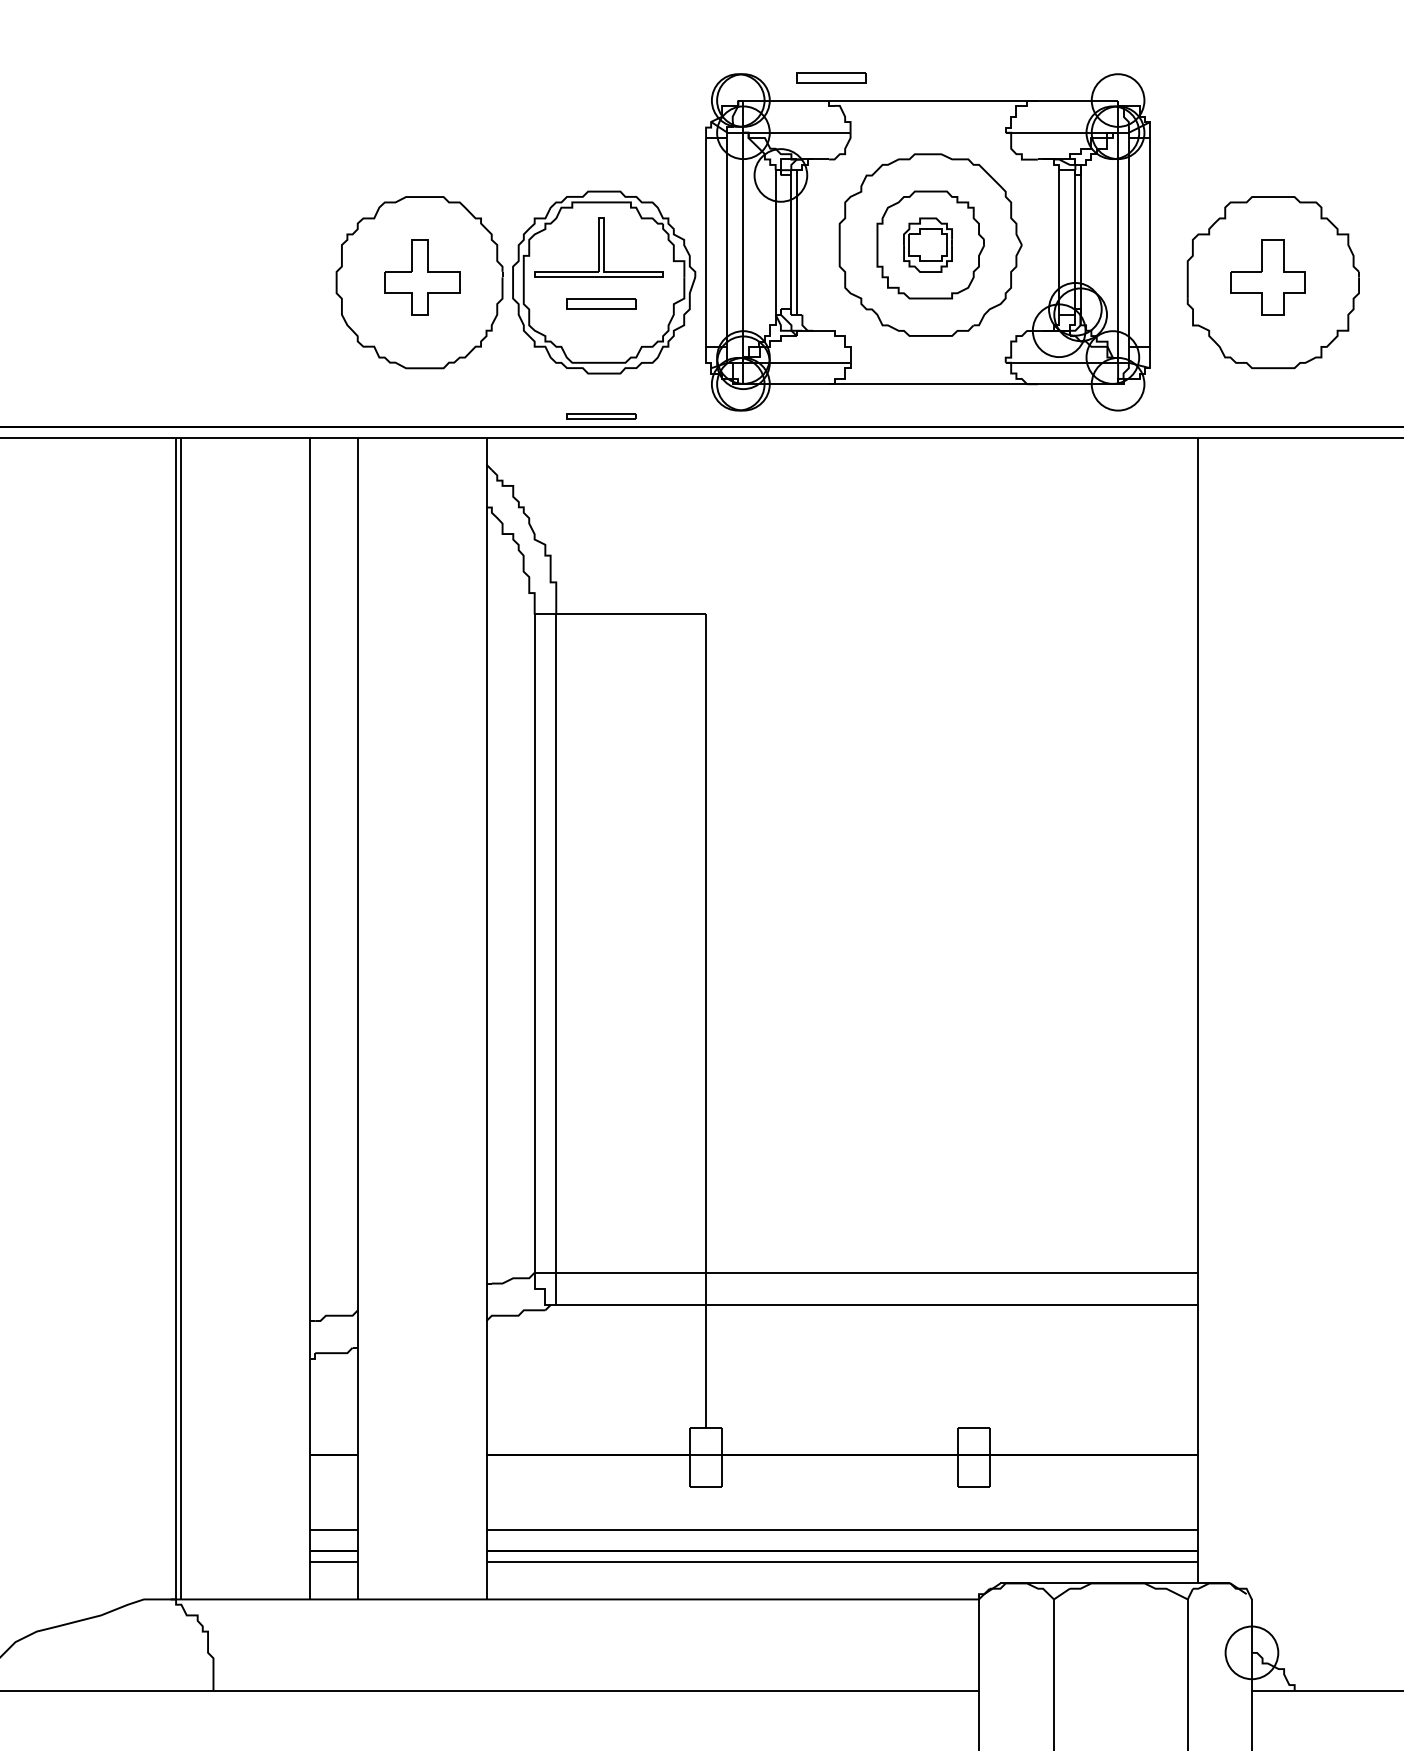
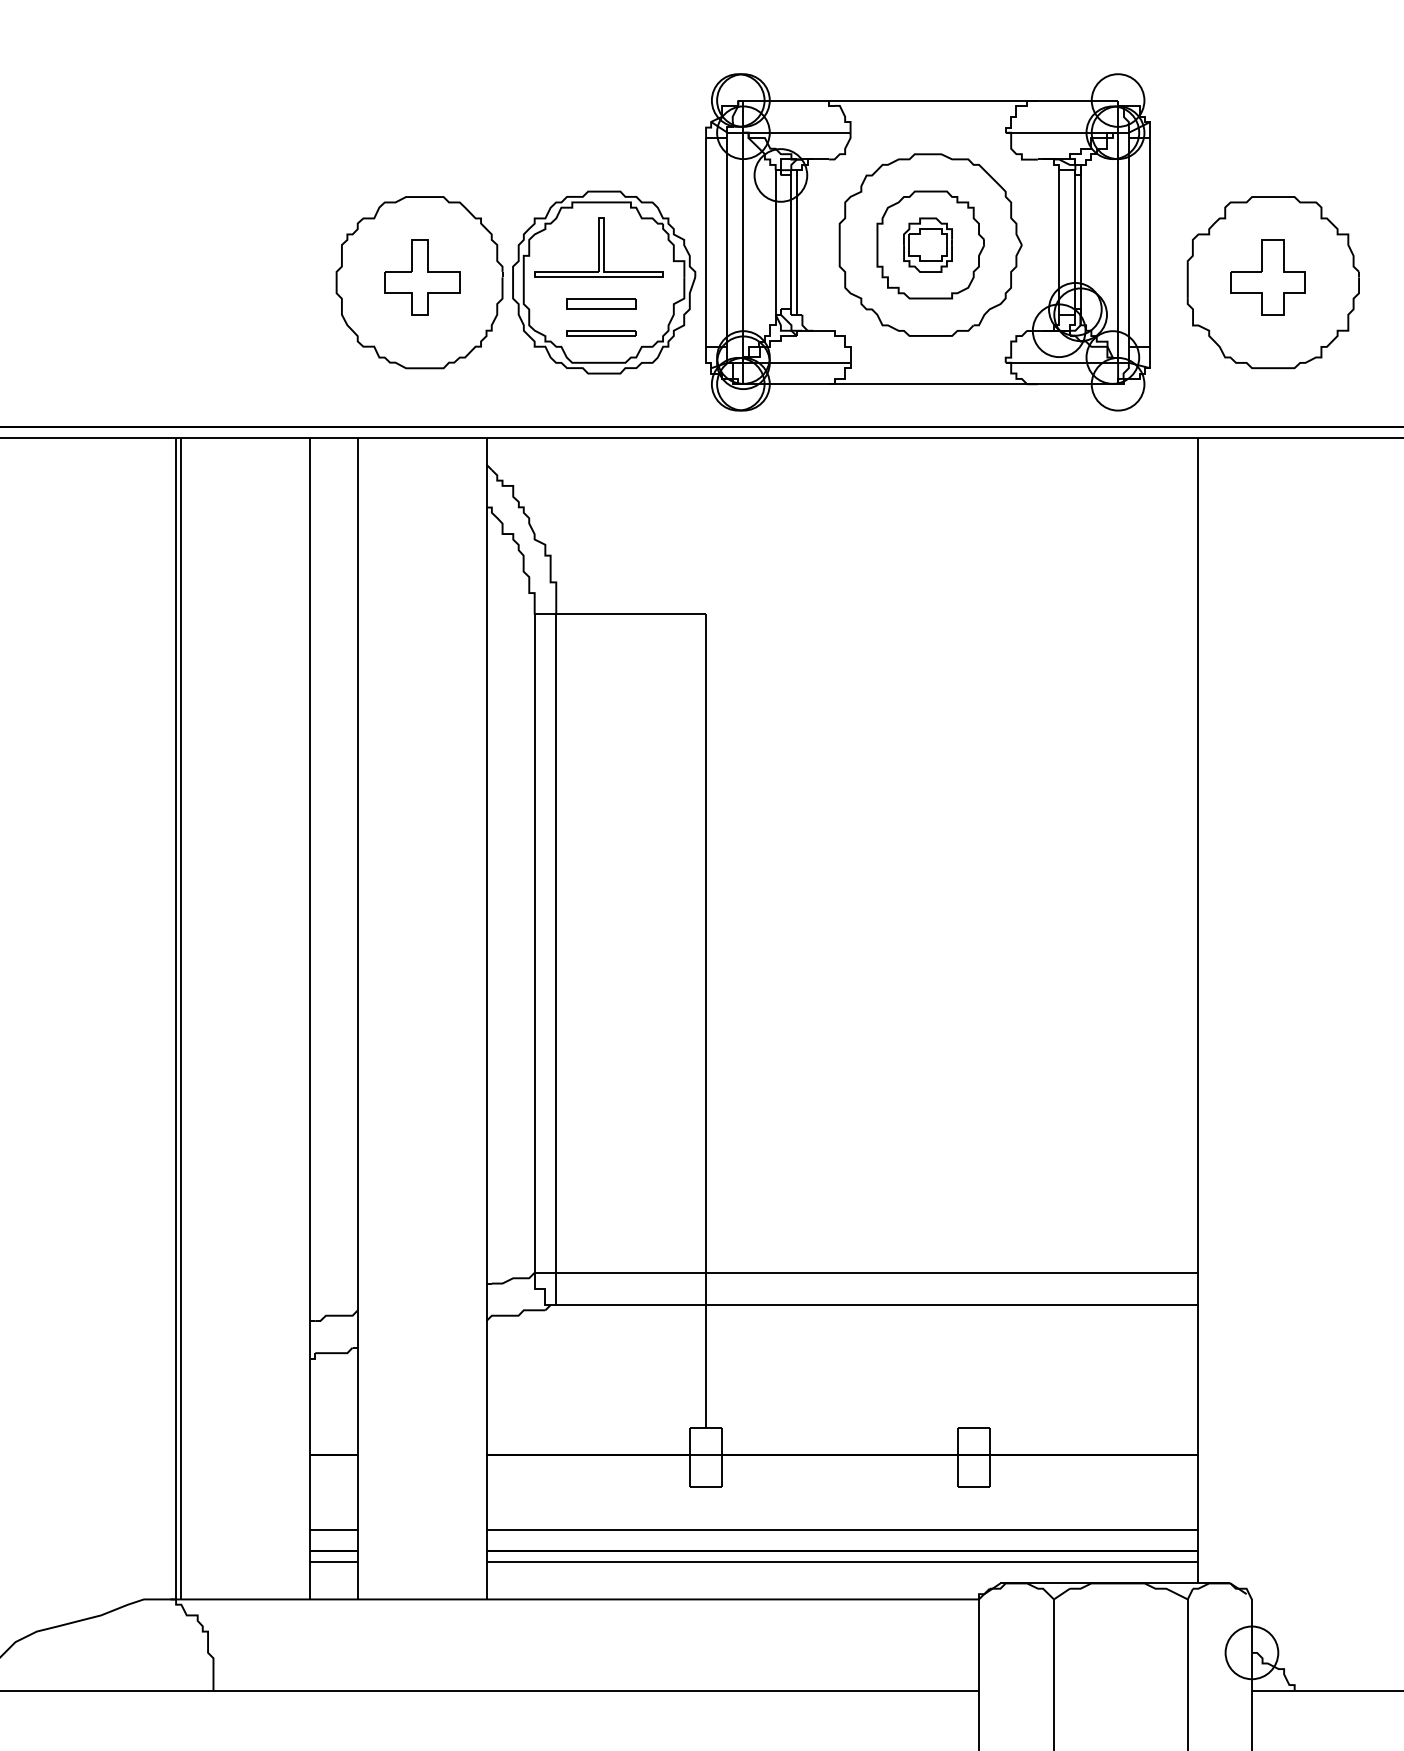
part: present -> none (831, 77)
part position: (601, 416) -> (601, 333) (601, 333)
